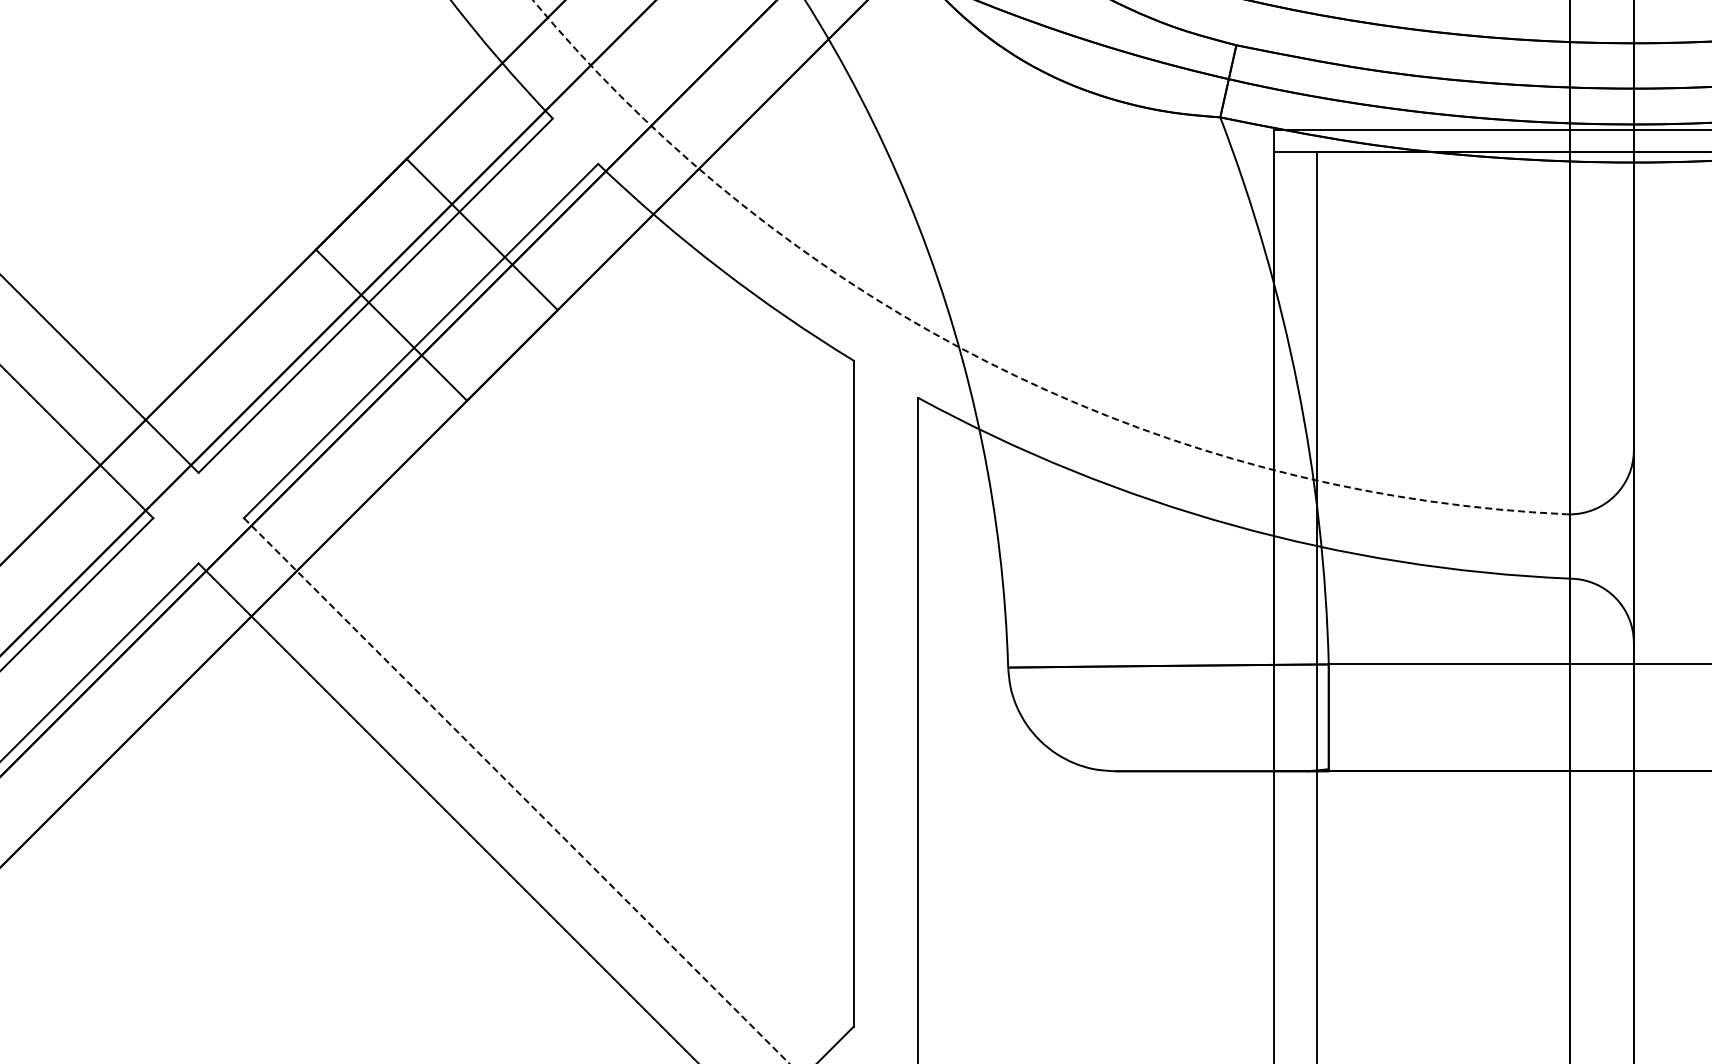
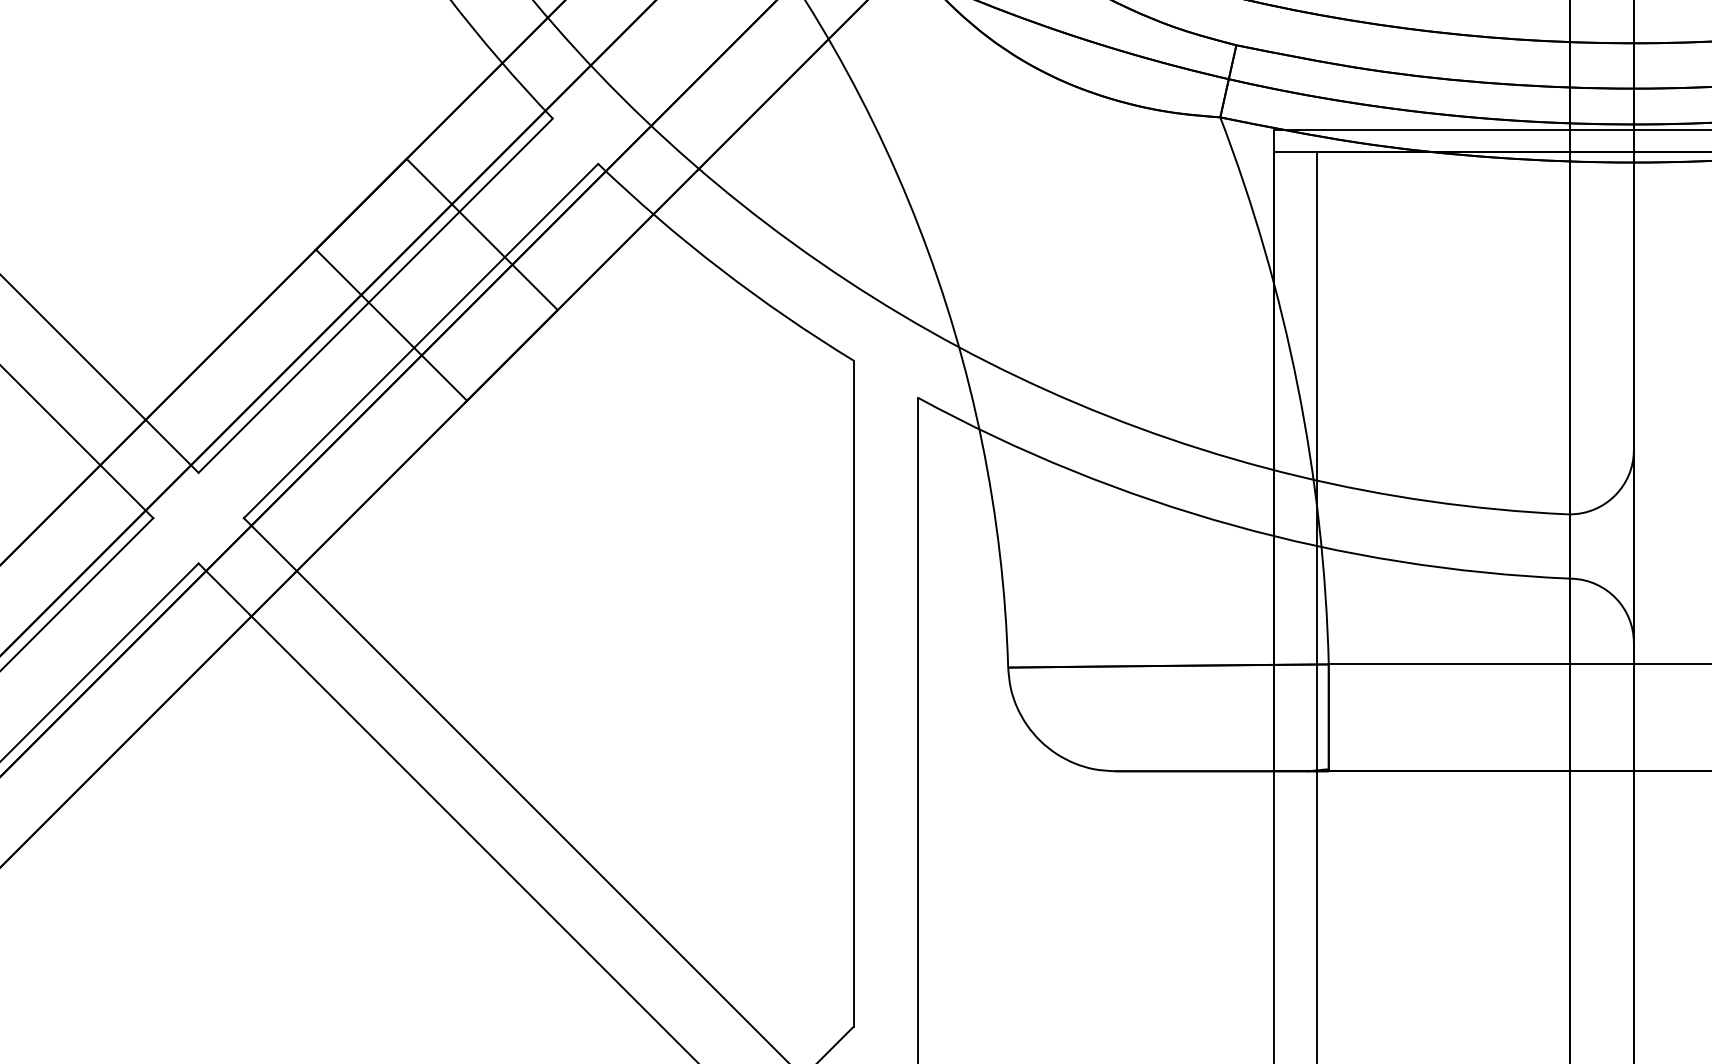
arc: dashed -> solid (994, 365)
line: dashed -> solid (516, 791)
